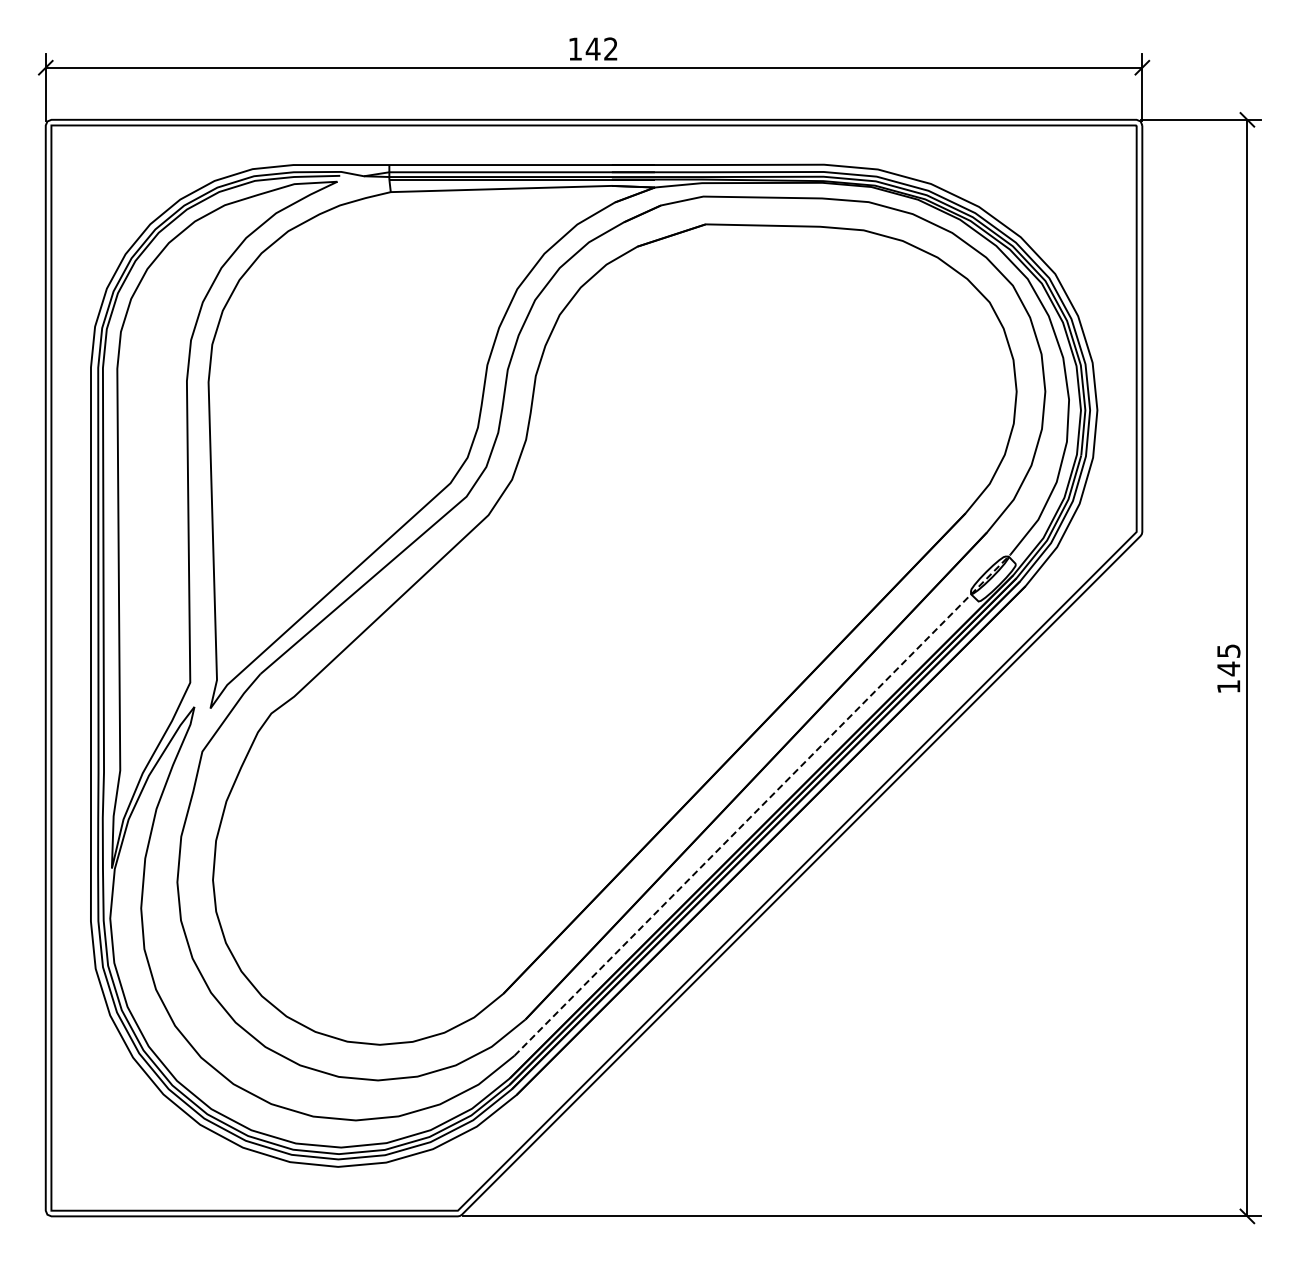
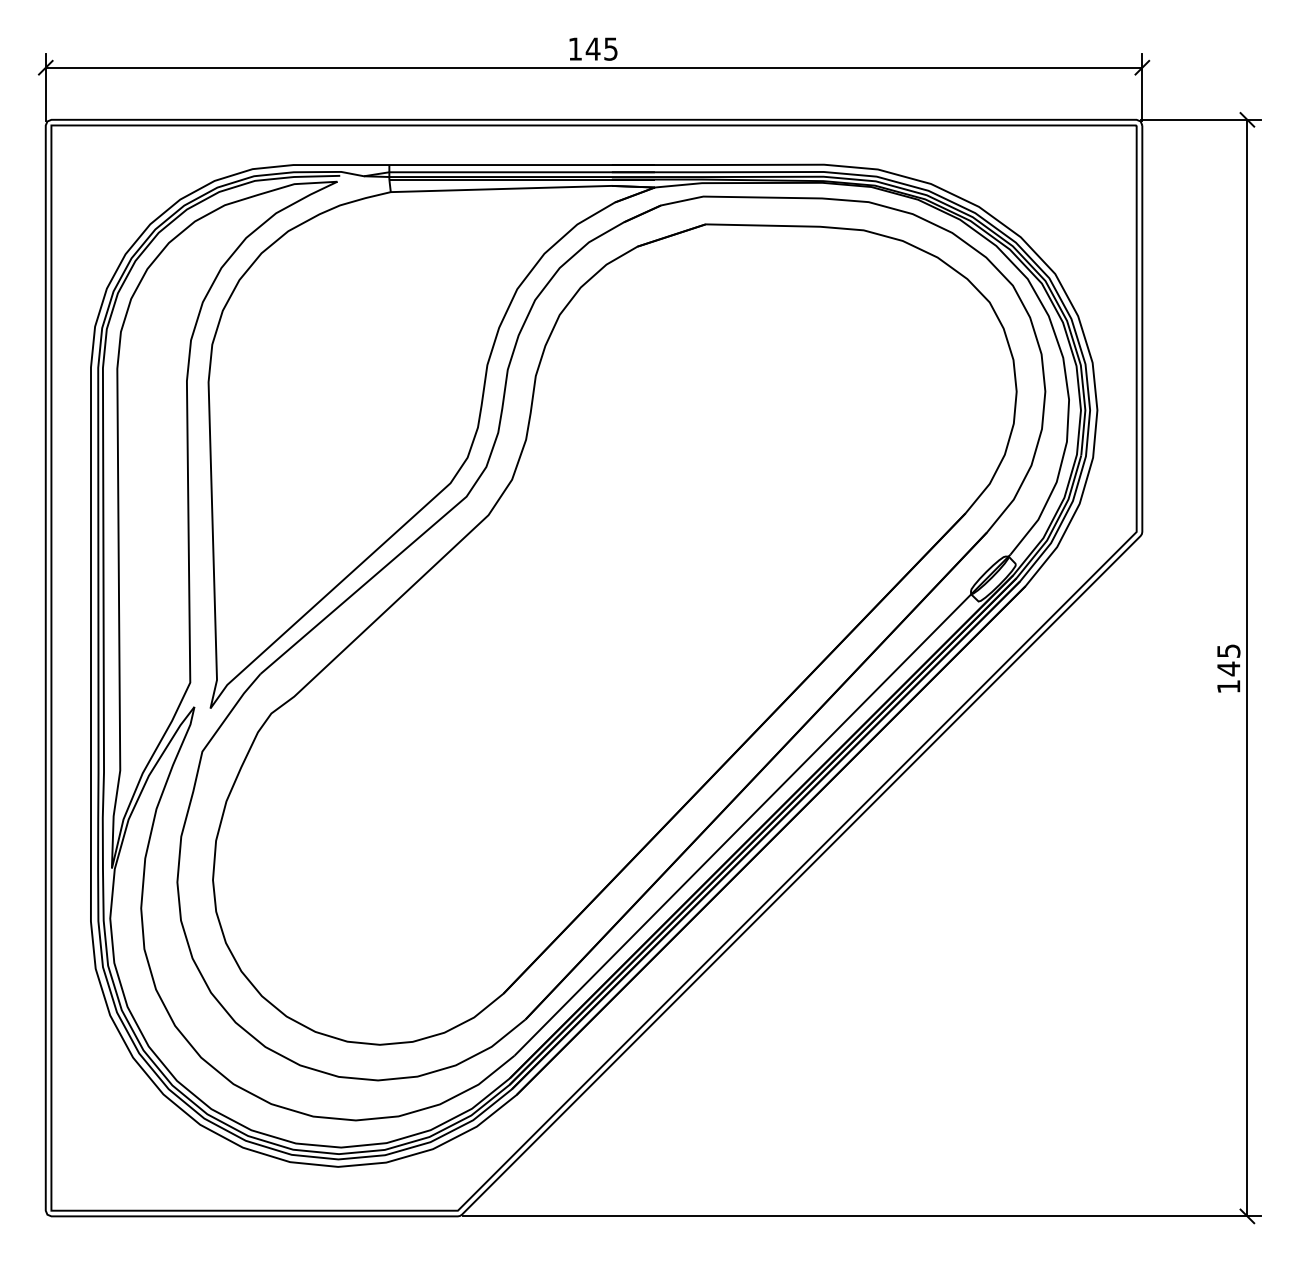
text: 142 -> 145 (610, 48)
line: dashed -> solid (762, 804)
